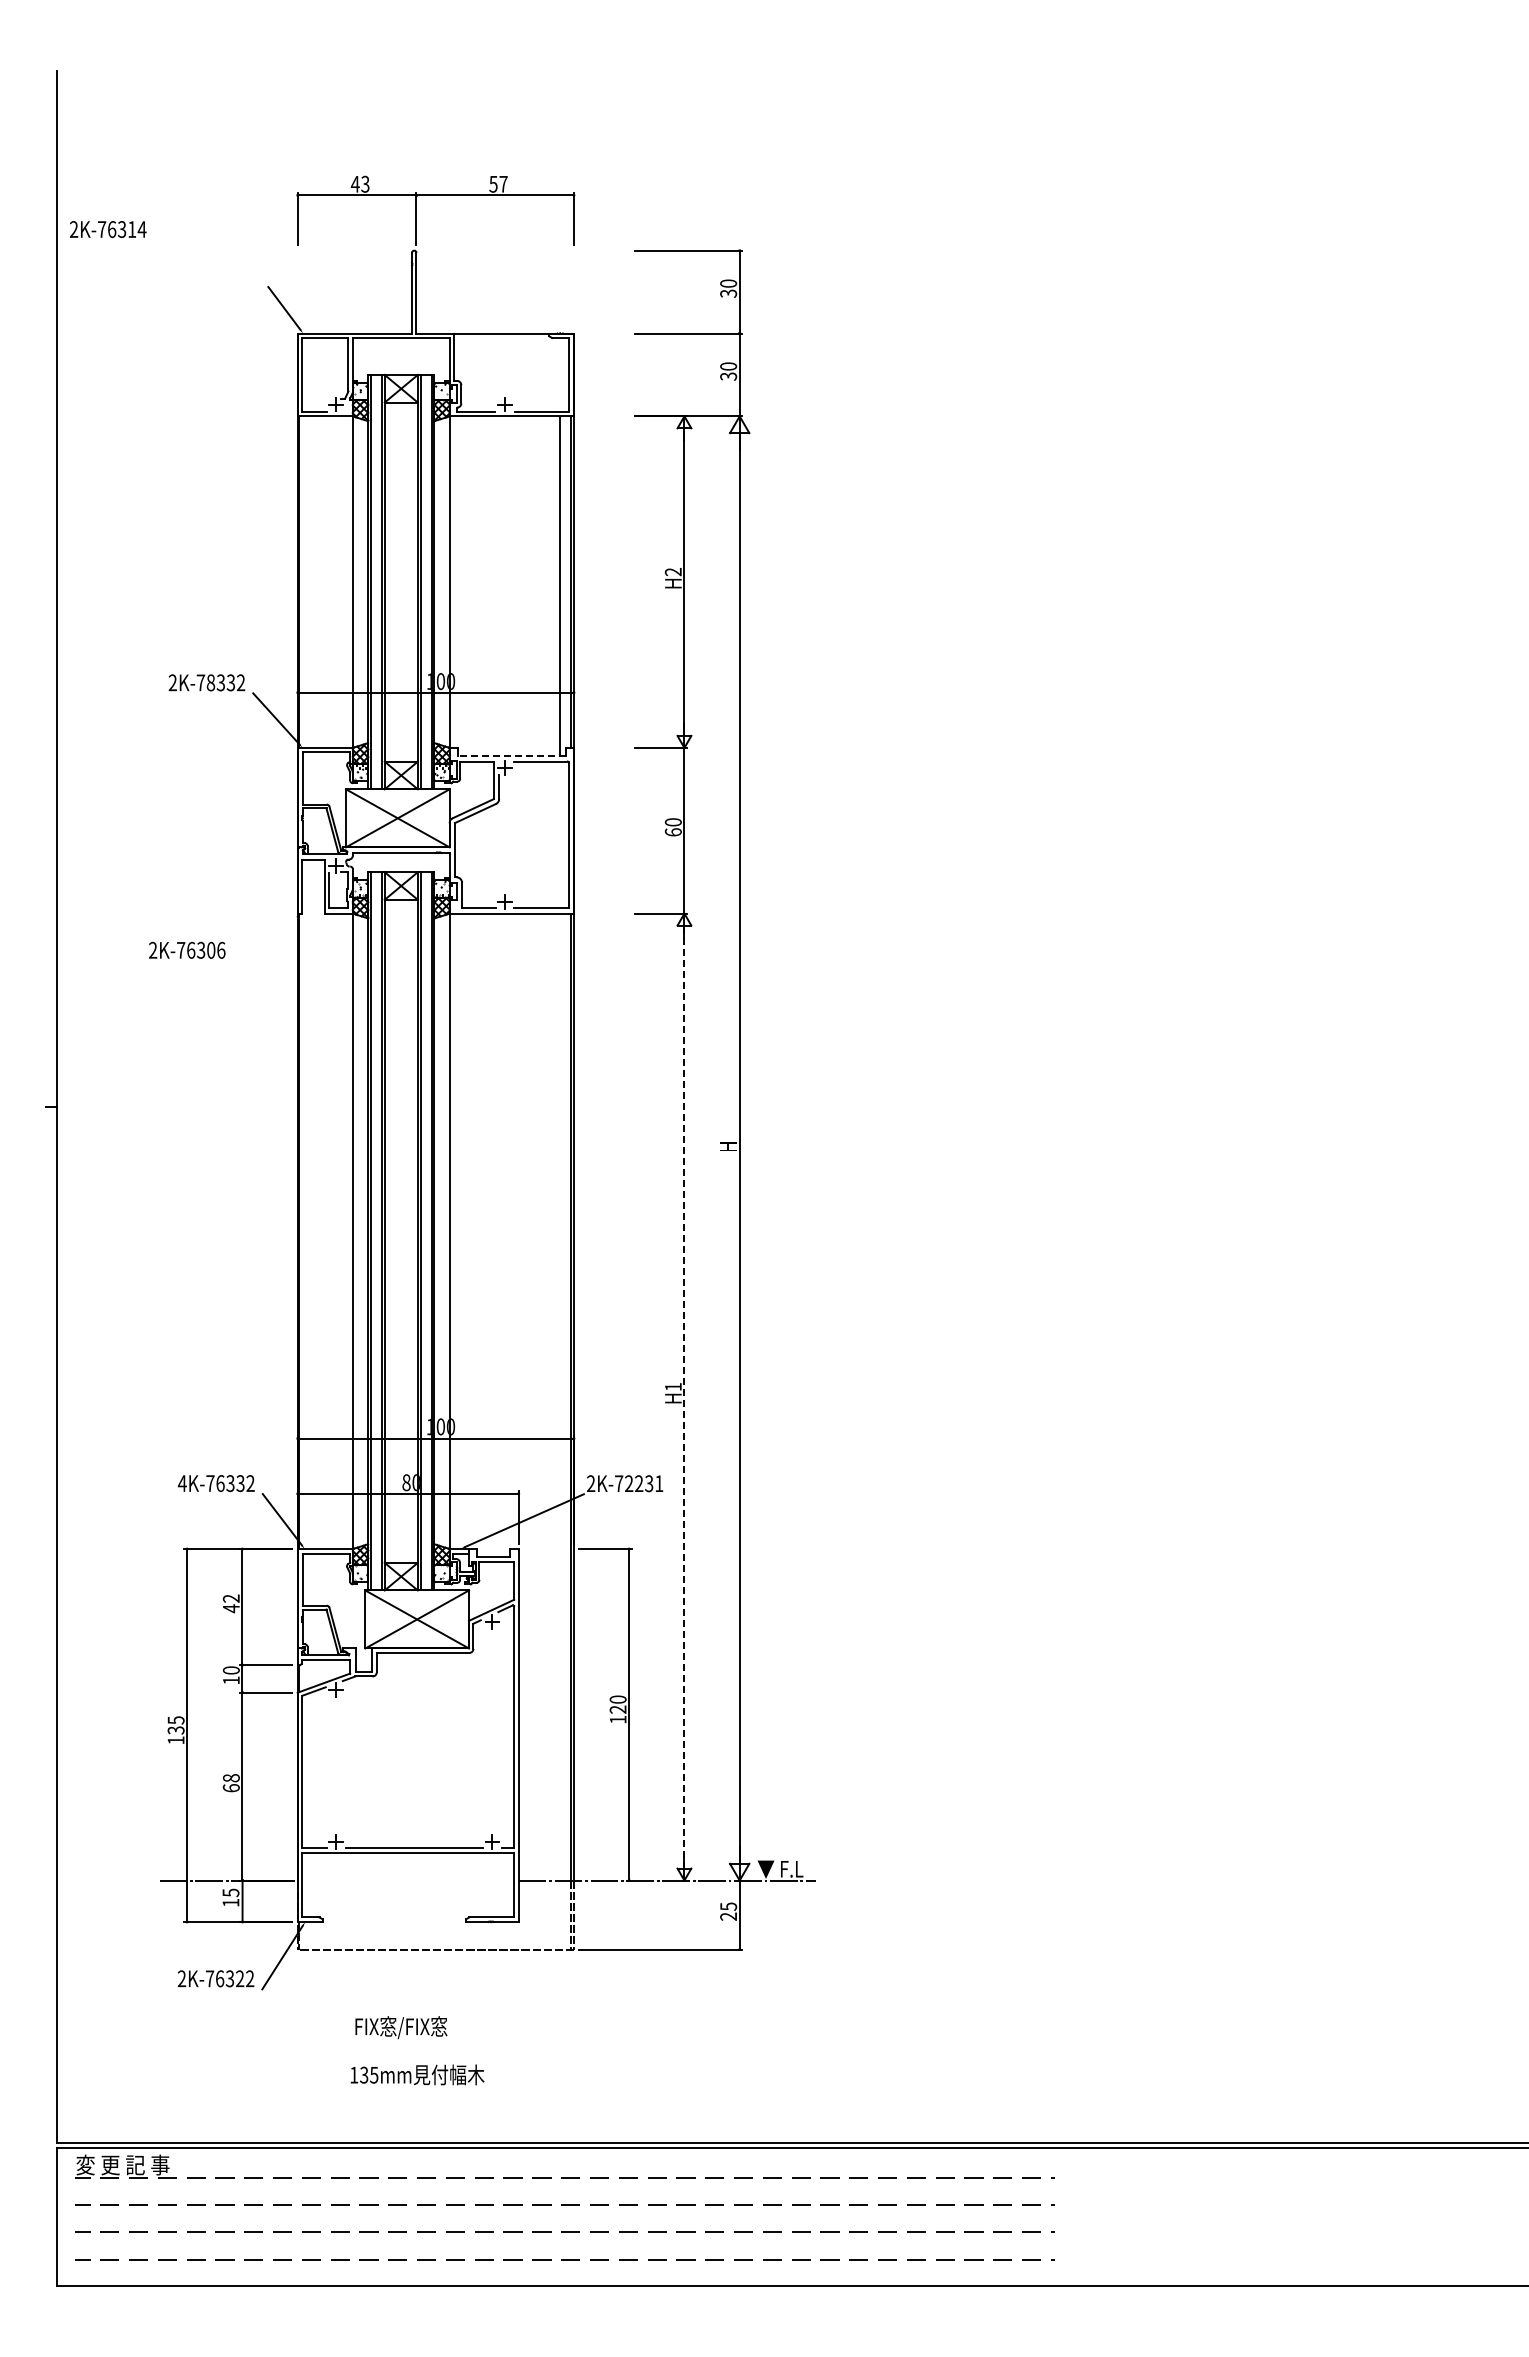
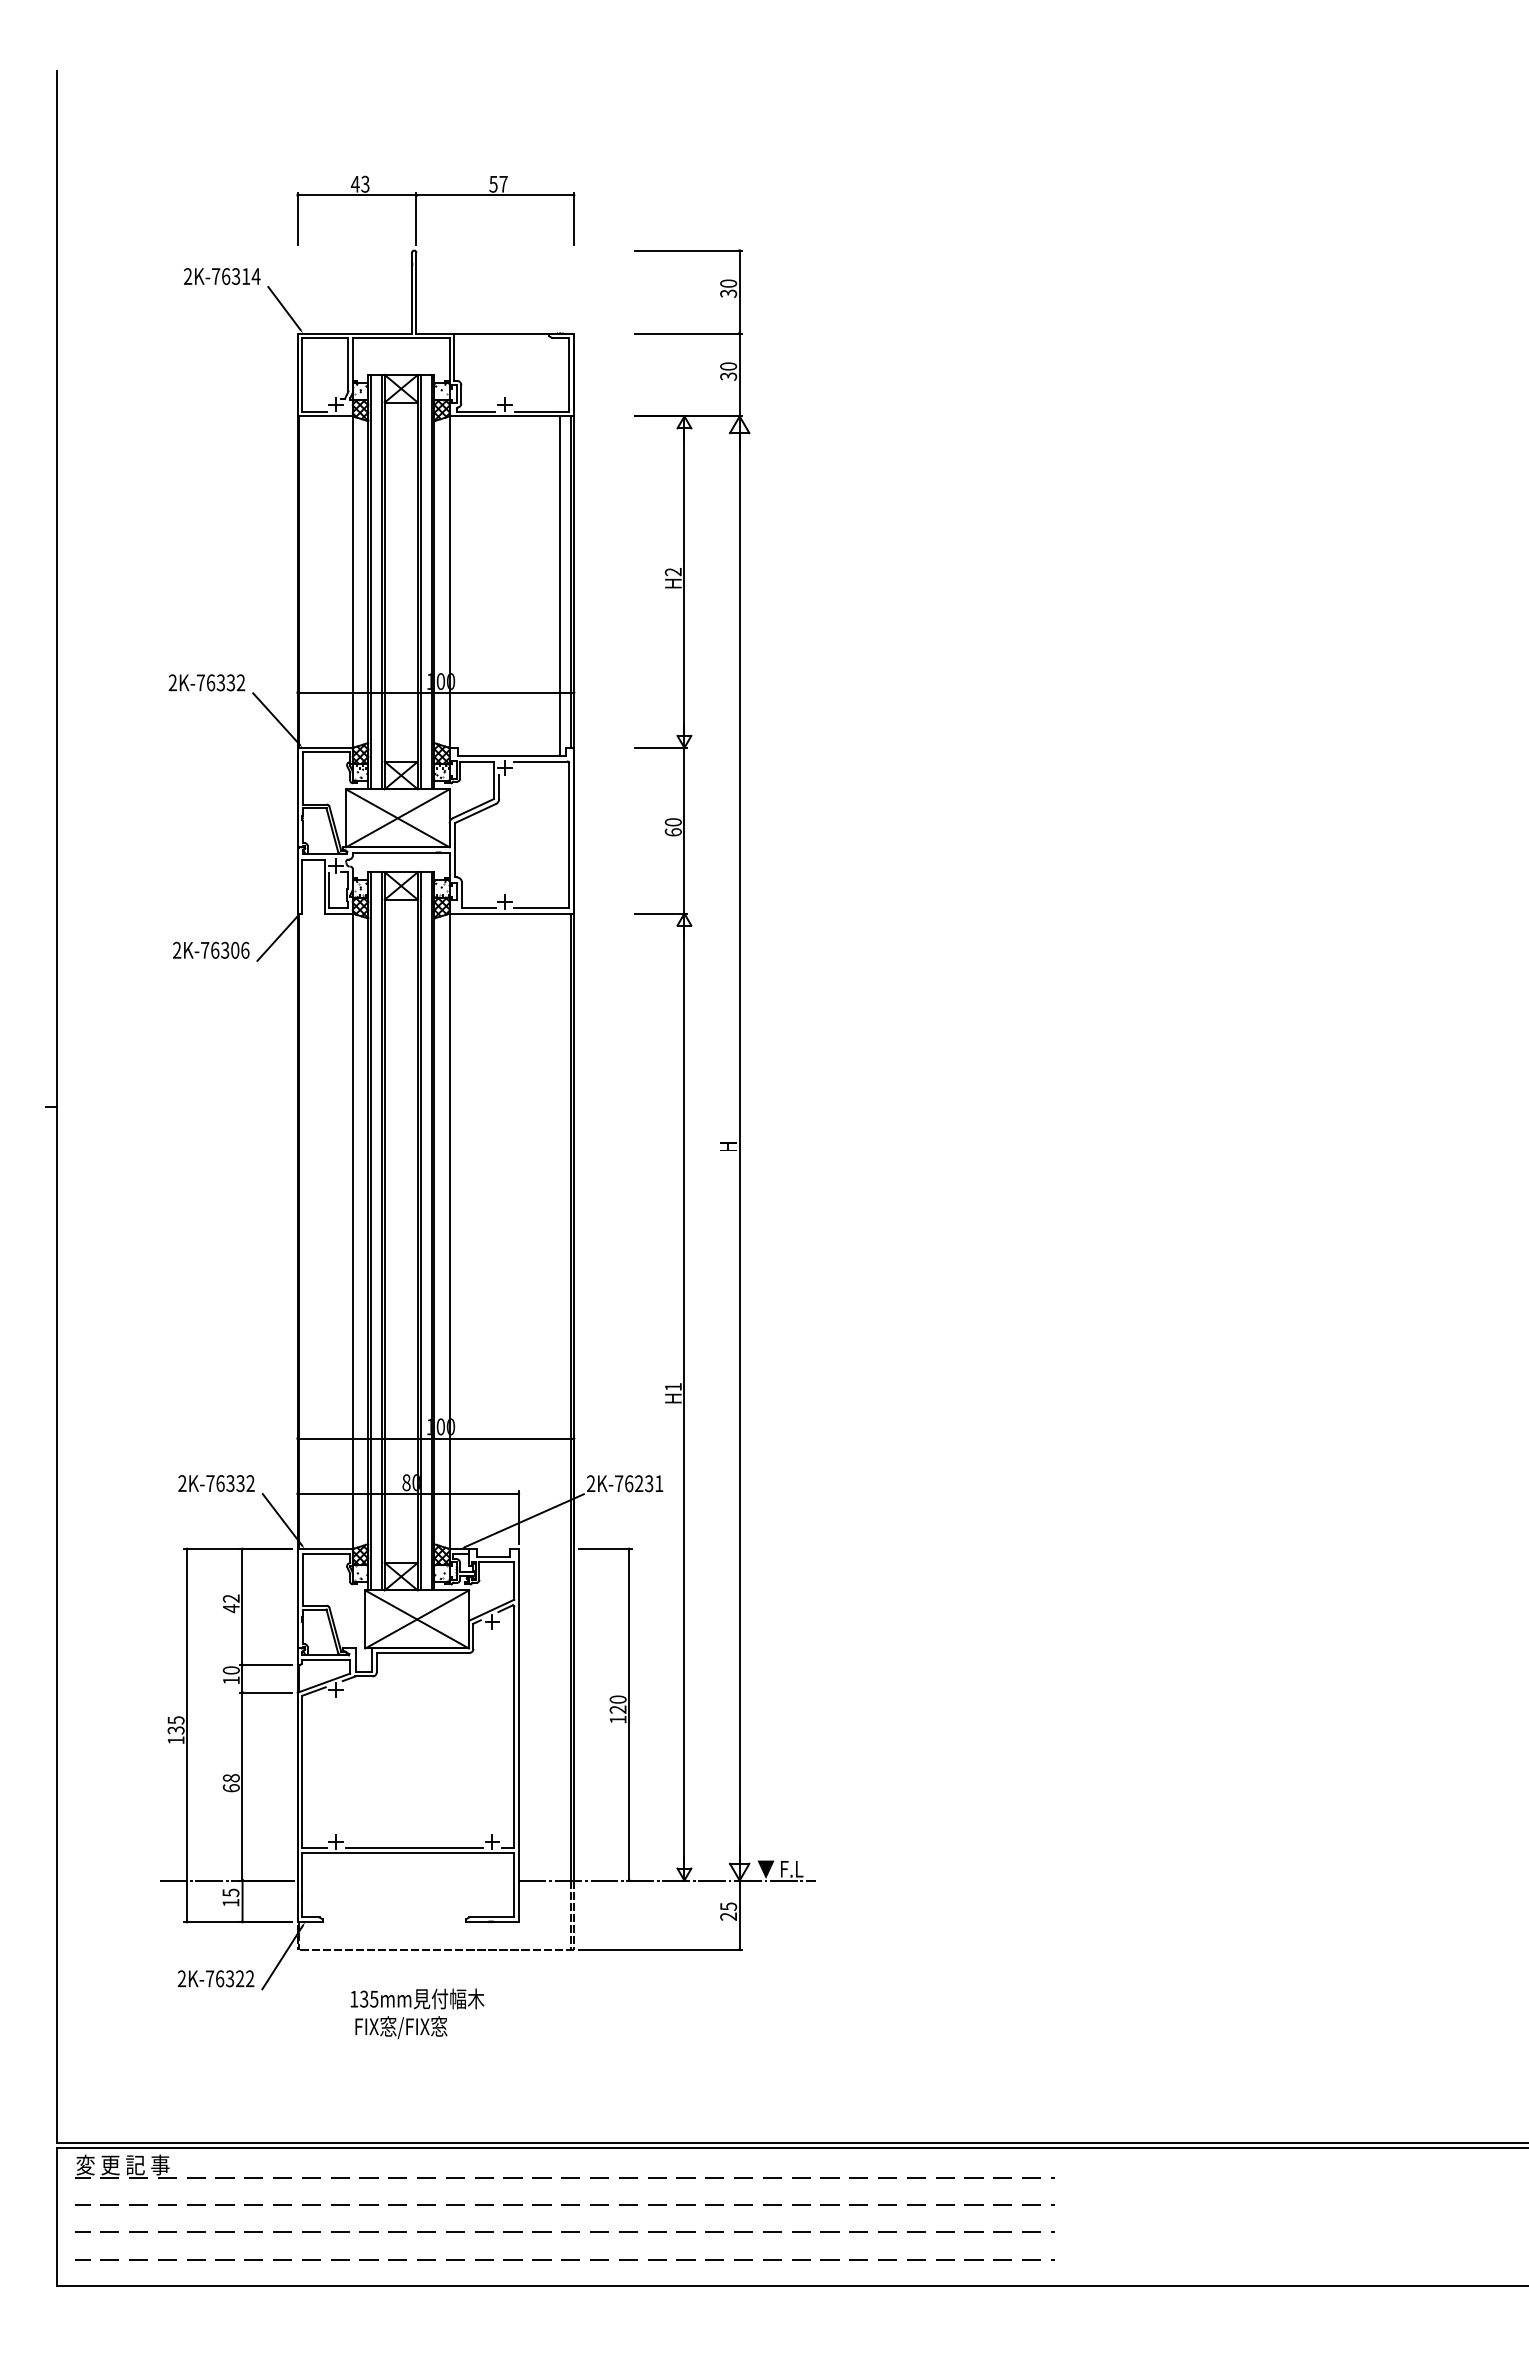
text position: (108, 229) -> (222, 276) (222, 276)
text: 2K-78332 -> 2K-76332 (210, 682)
line: dashed -> solid (511, 756)
line: none -> present (276, 938)
text position: (187, 949) -> (211, 949) (211, 949)
line: dashed -> solid (684, 1397)
text: 4K-76332 -> 2K-76332 (181, 1483)
text: 2K-72231 -> 2K-76231 (629, 1483)
text position: (417, 2074) -> (417, 1998) (417, 1998)
